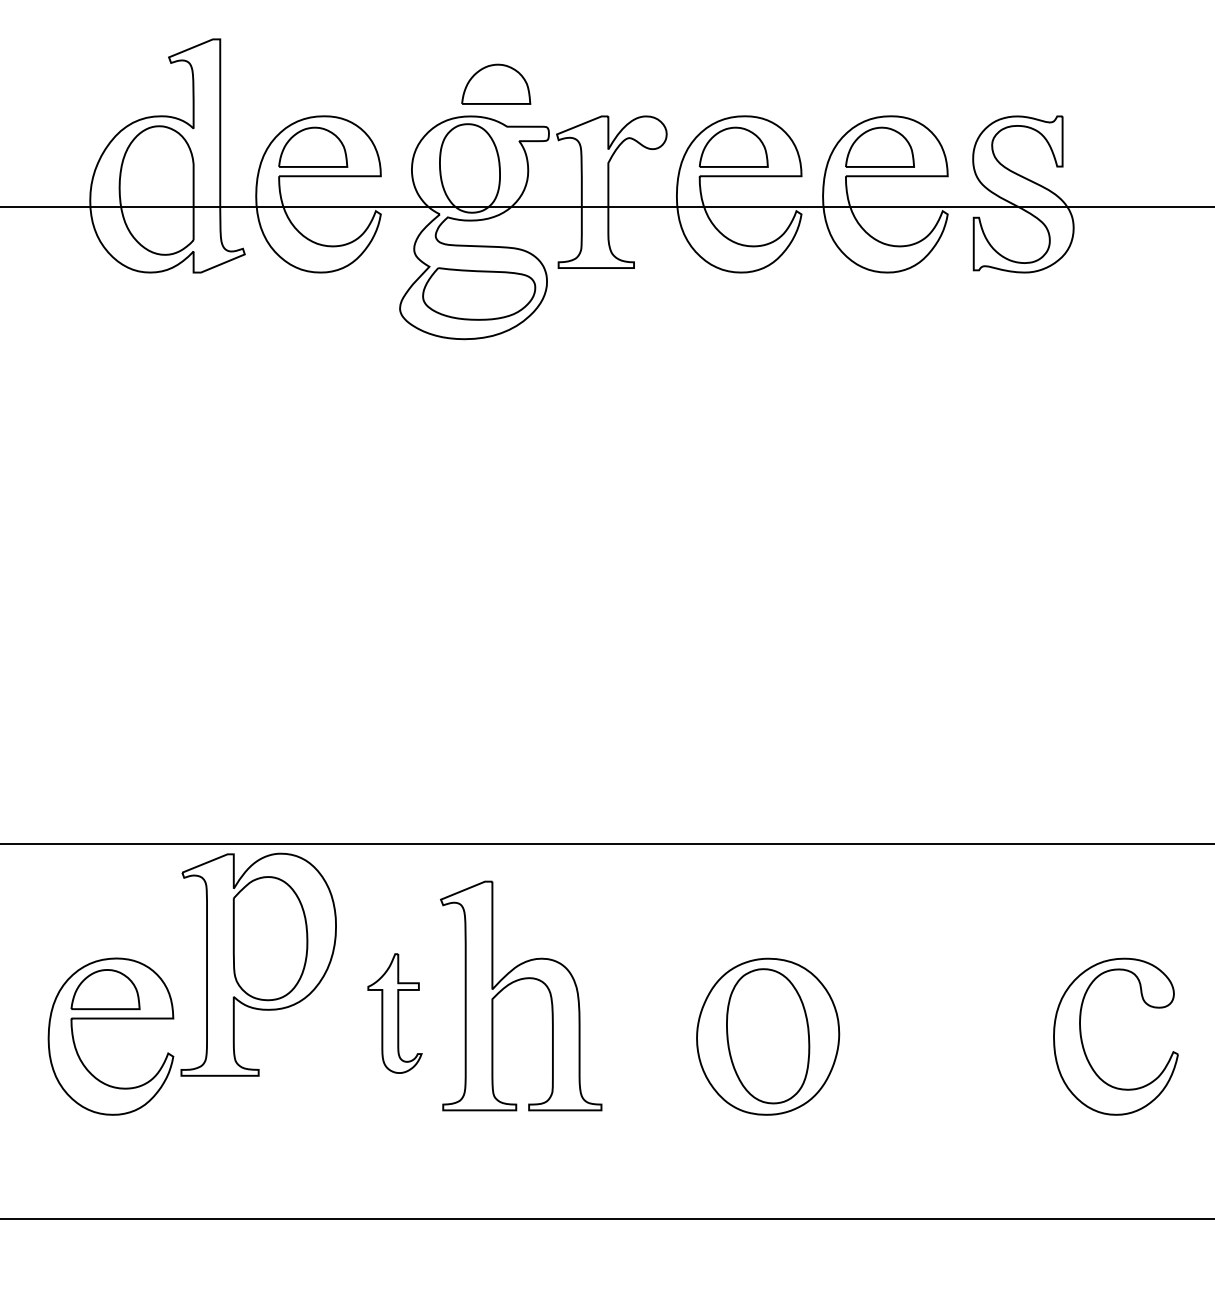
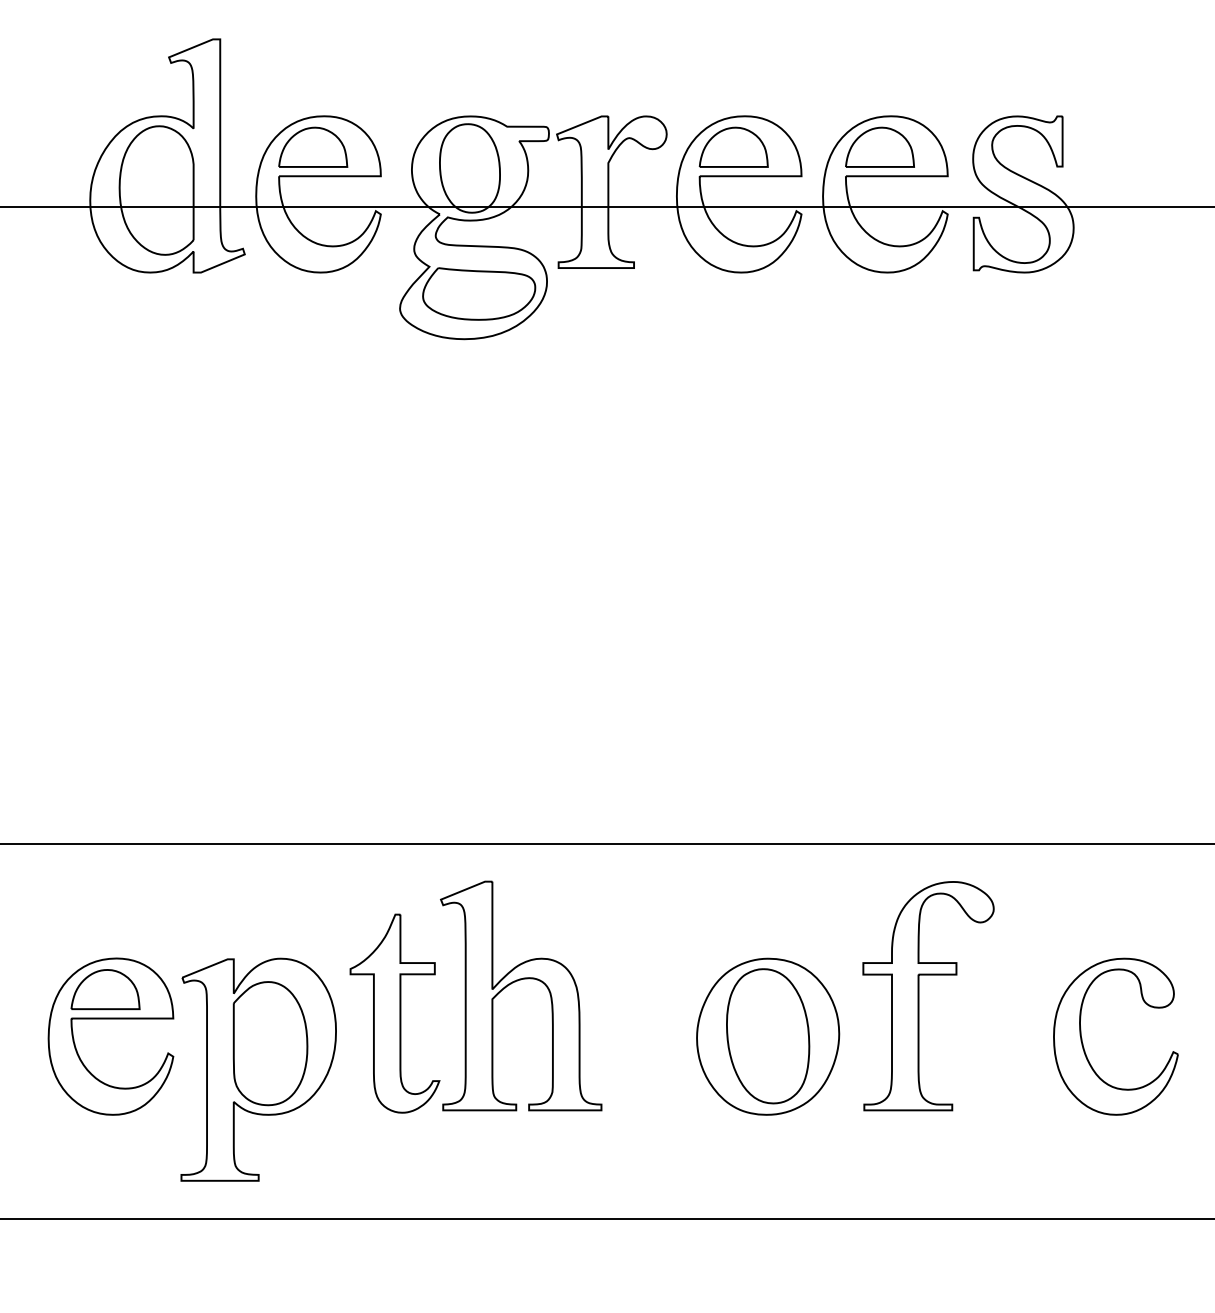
part: present -> none (496, 83)
part position: (258, 964) -> (258, 1069) (258, 1069)
part: none -> present (919, 996)
part size: 56x121 px -> 92x201 px (394, 1013)
